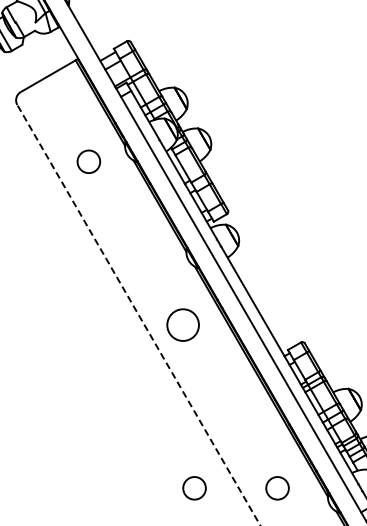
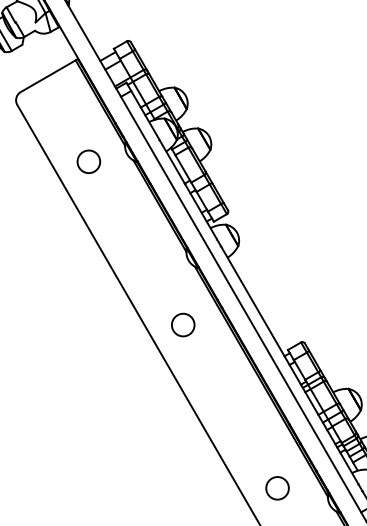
line: dashed -> solid (138, 315)
circle size: 34x34 px -> 25x26 px (183, 324)
circle: present -> none (194, 488)
